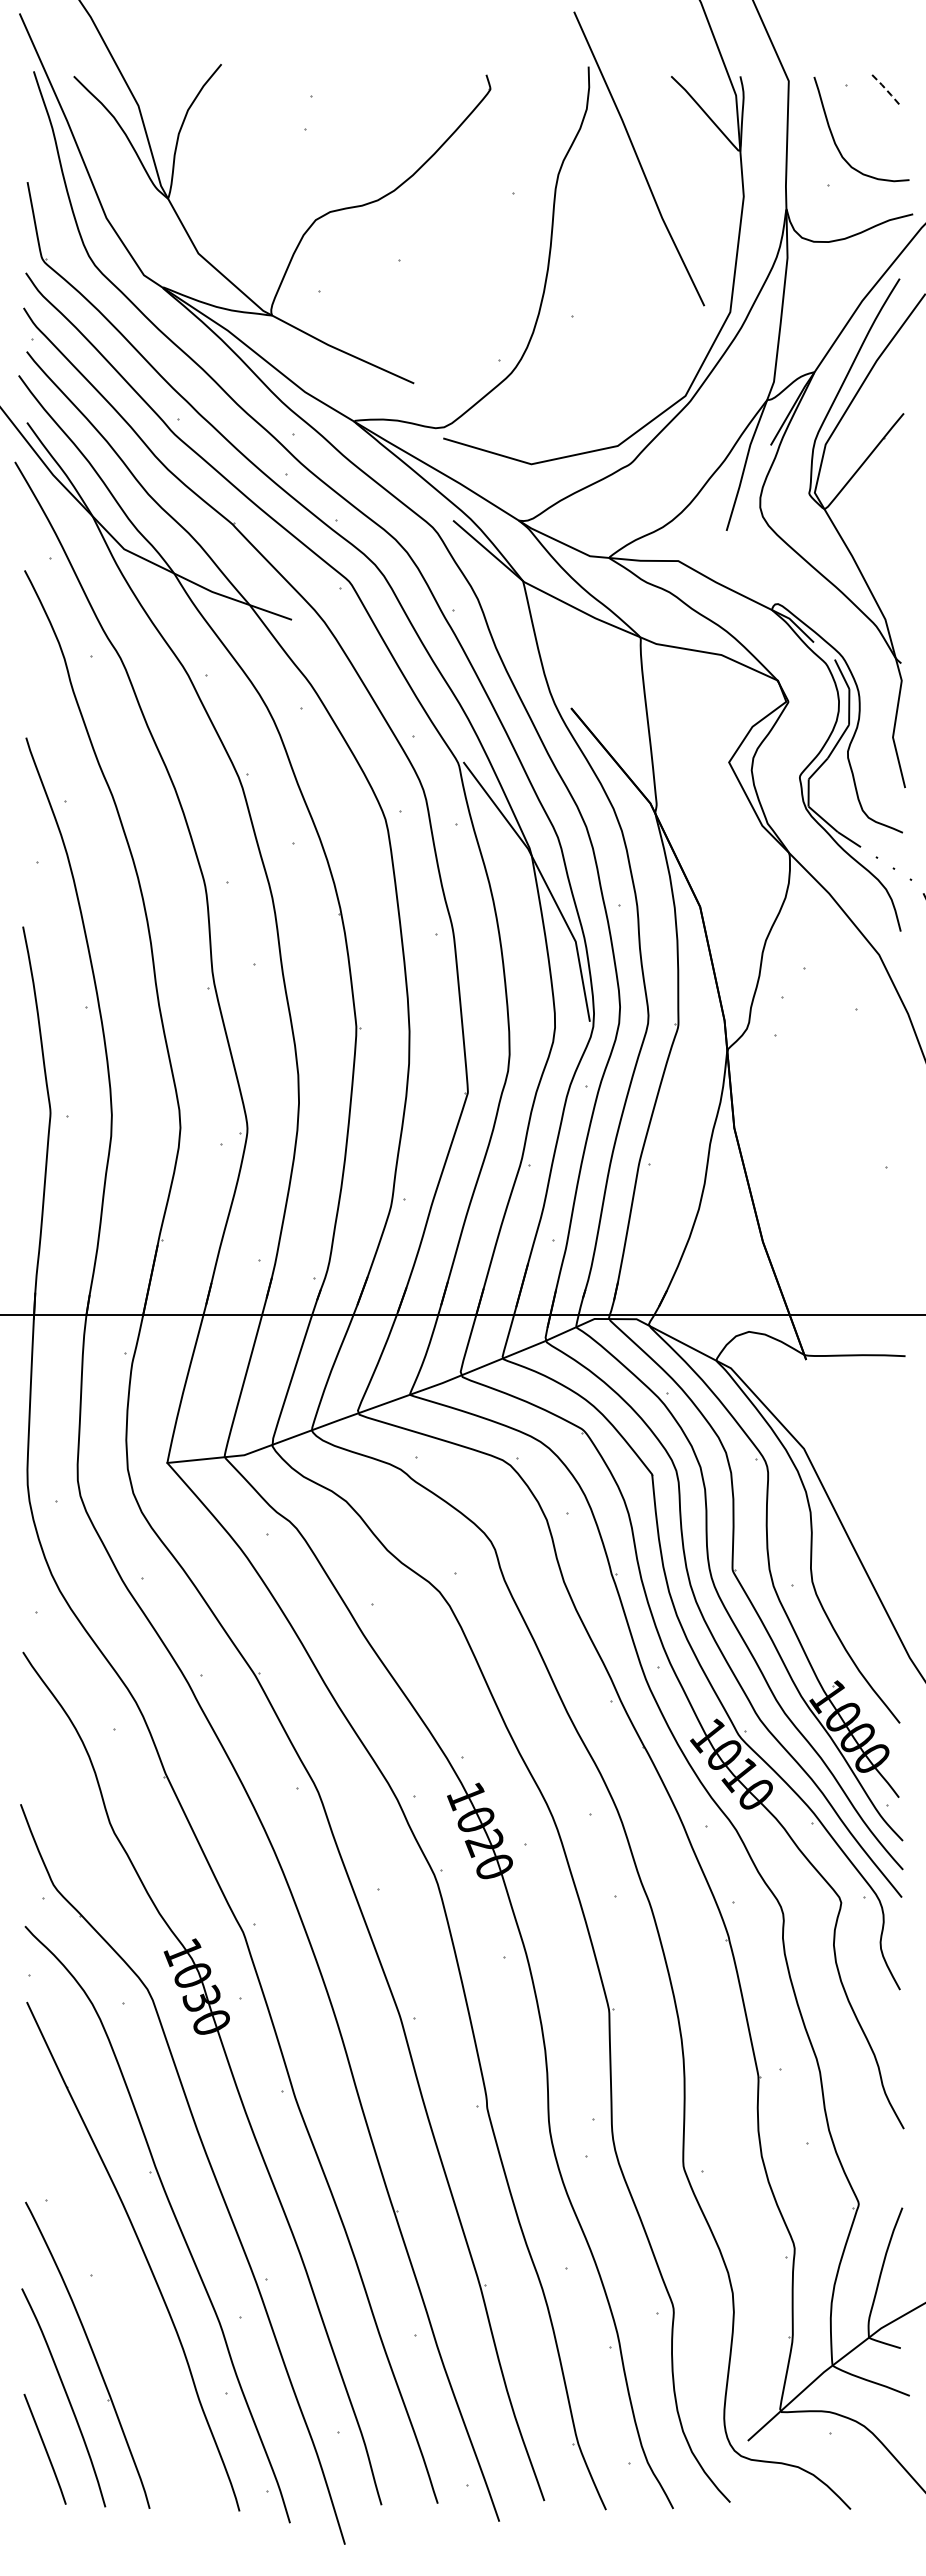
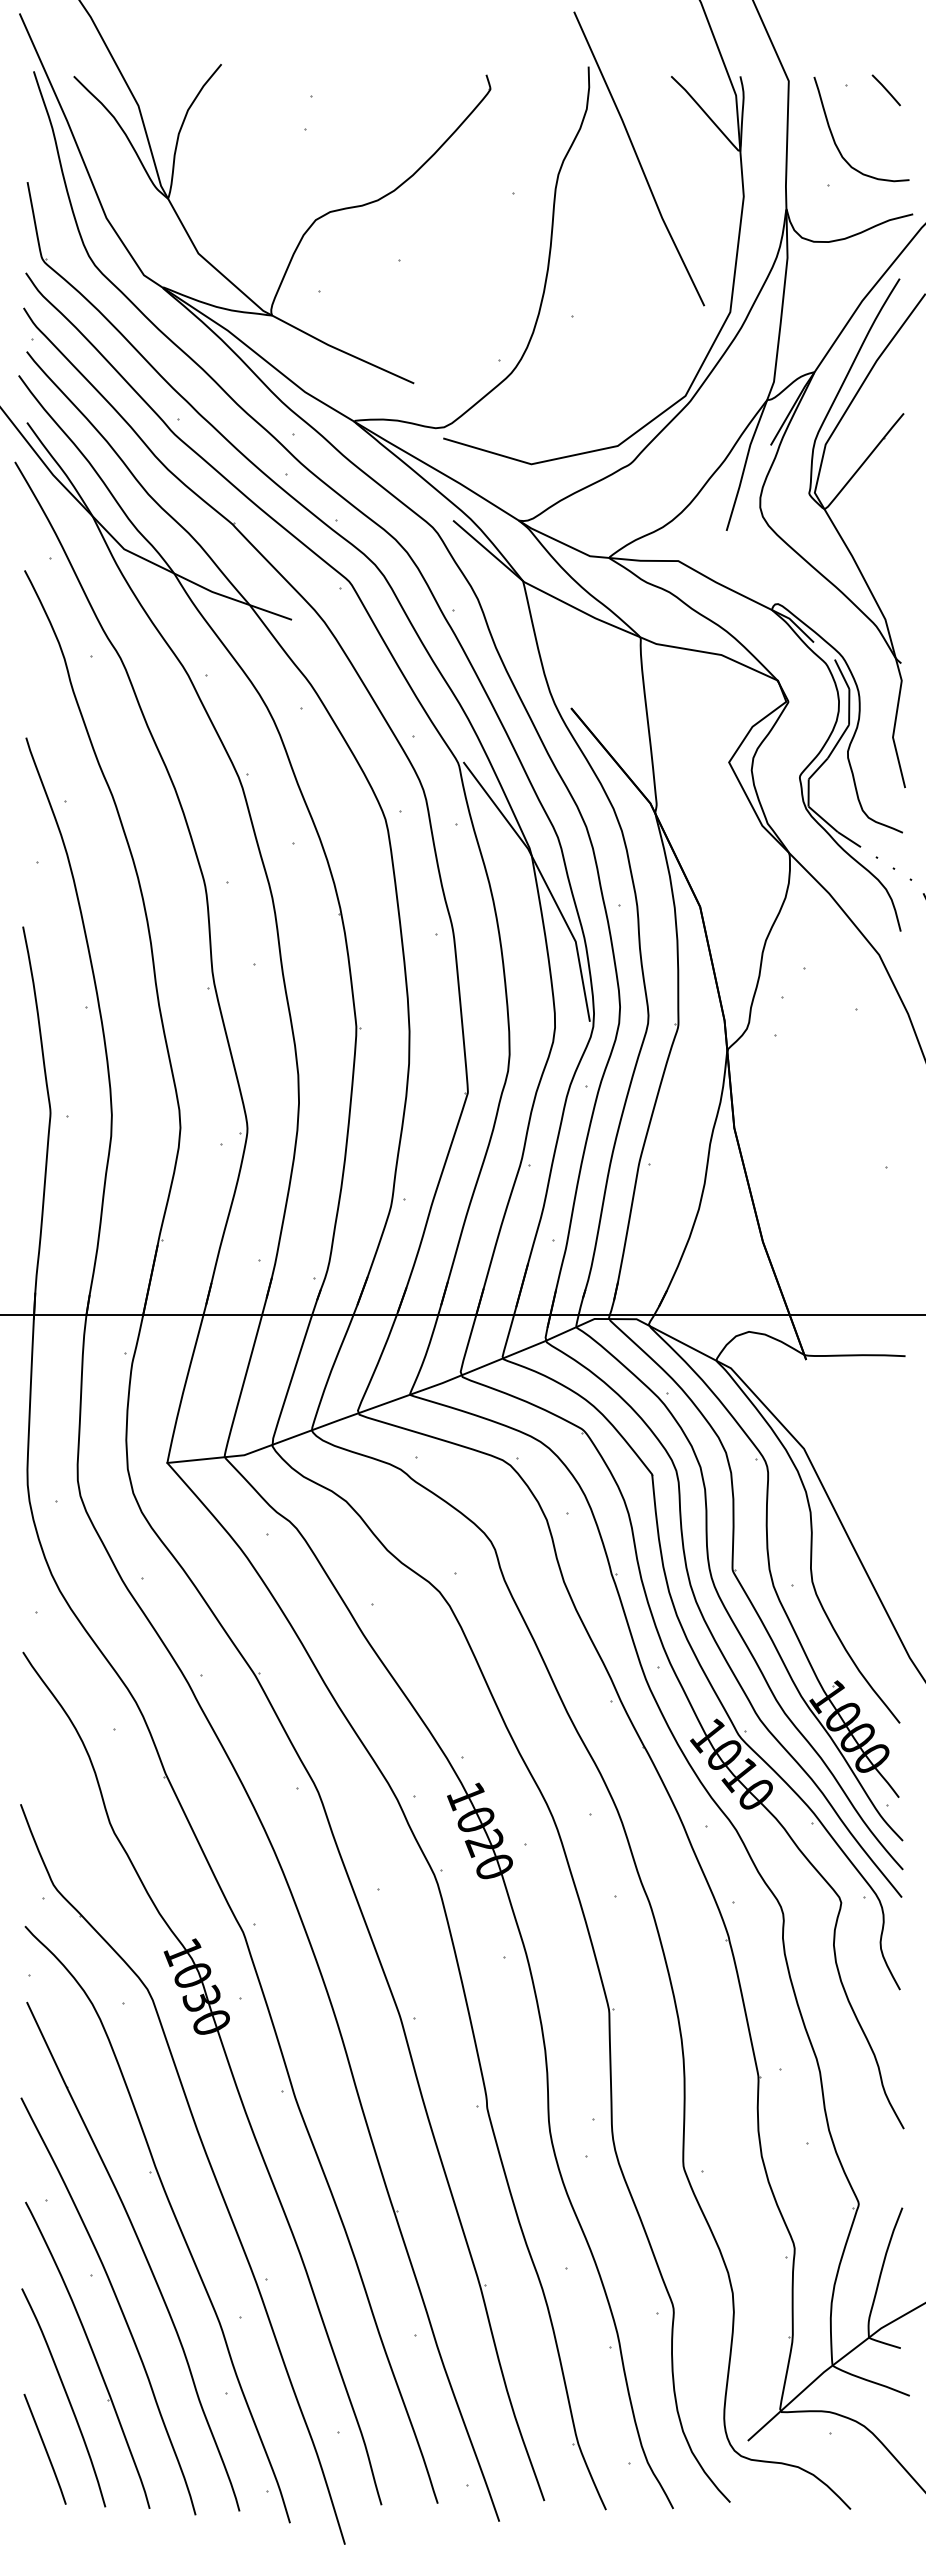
line: dashed -> solid (886, 90)
curve: none -> present (117, 2303)
